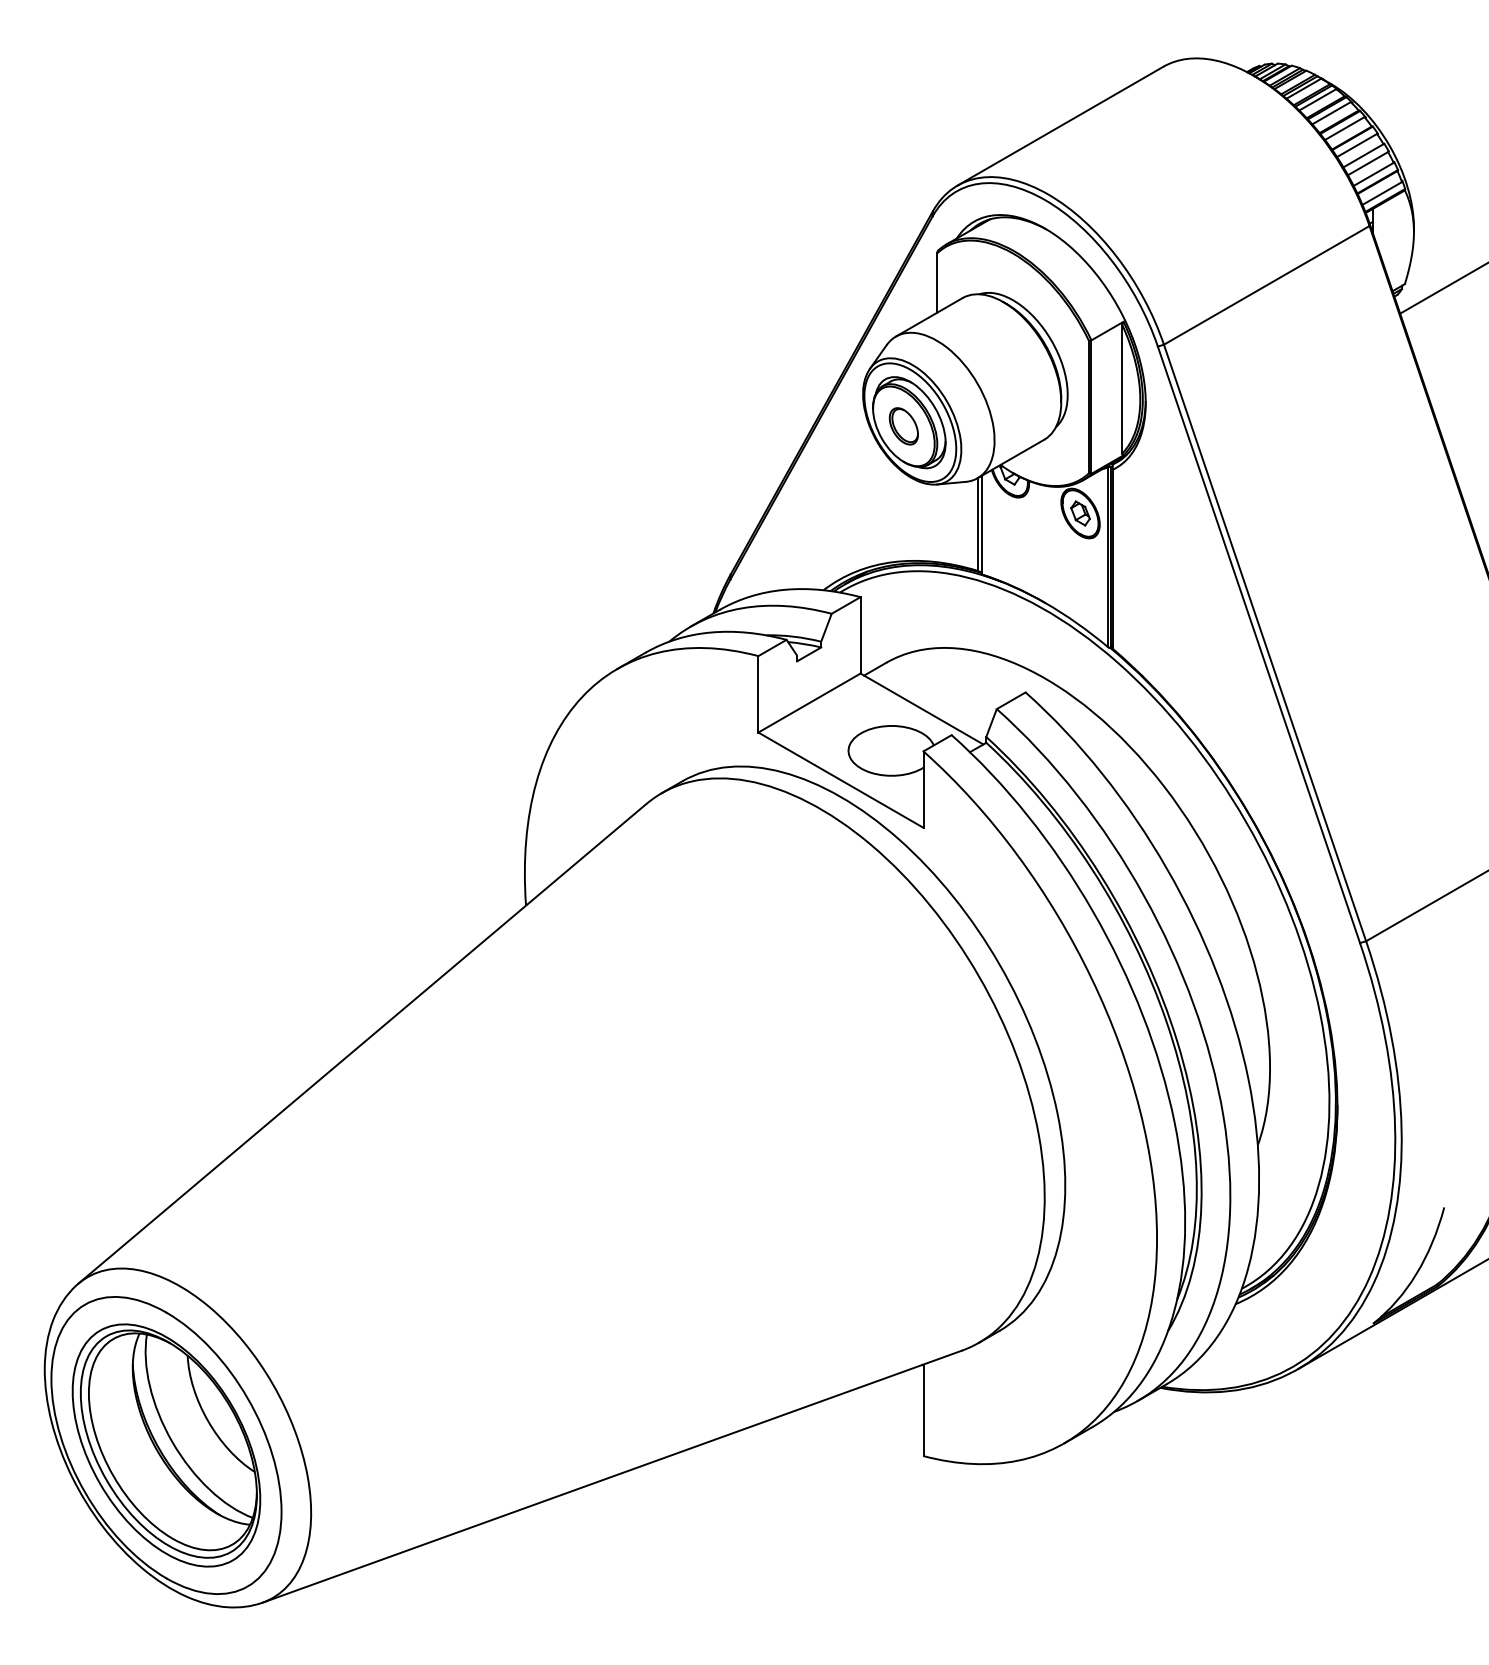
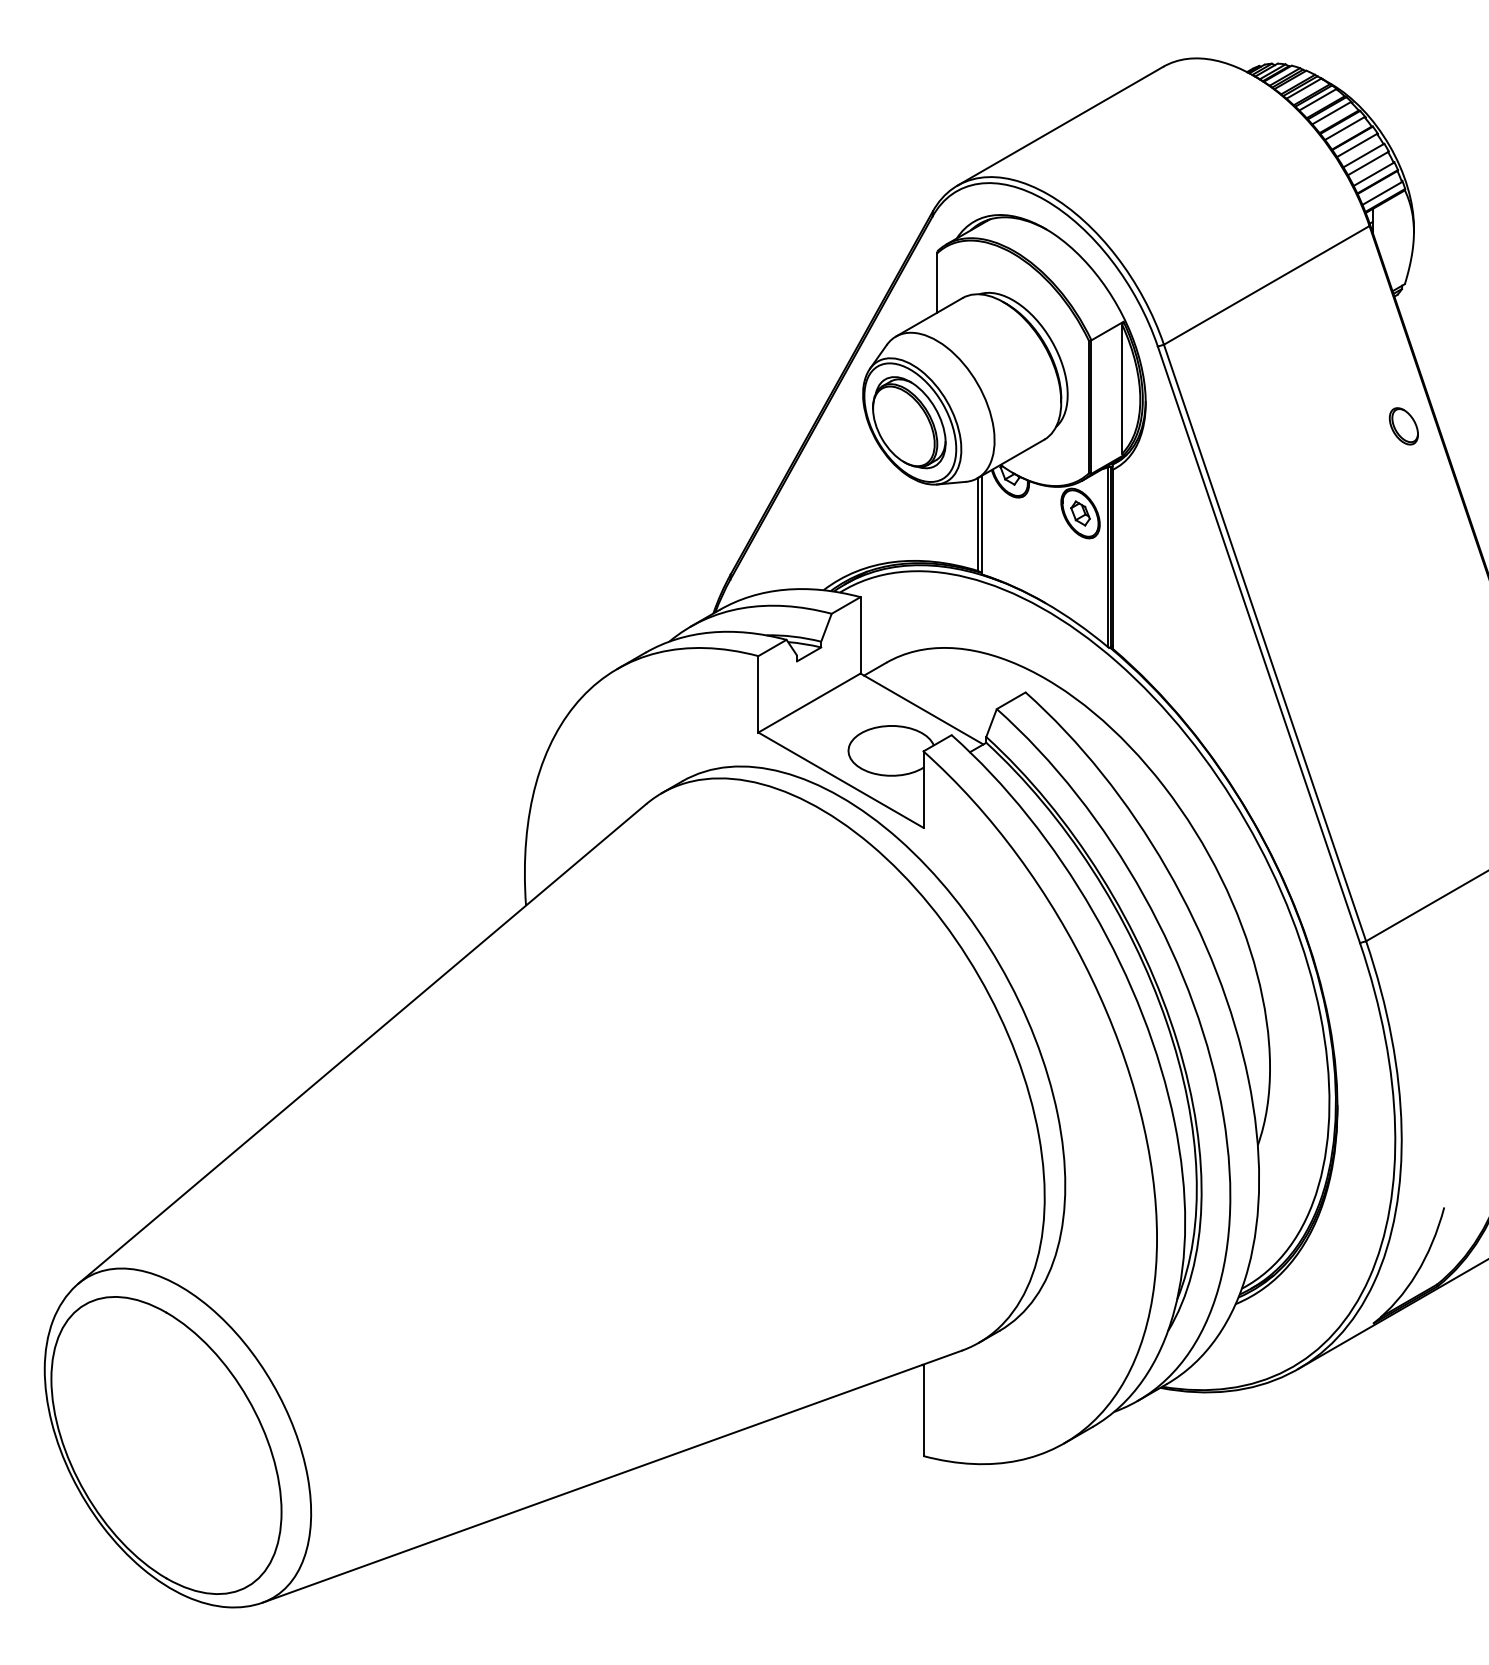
line: present -> none (1442, 288)
part position: (903, 426) -> (1403, 426) (1403, 426)
part: present -> none (166, 1445)
